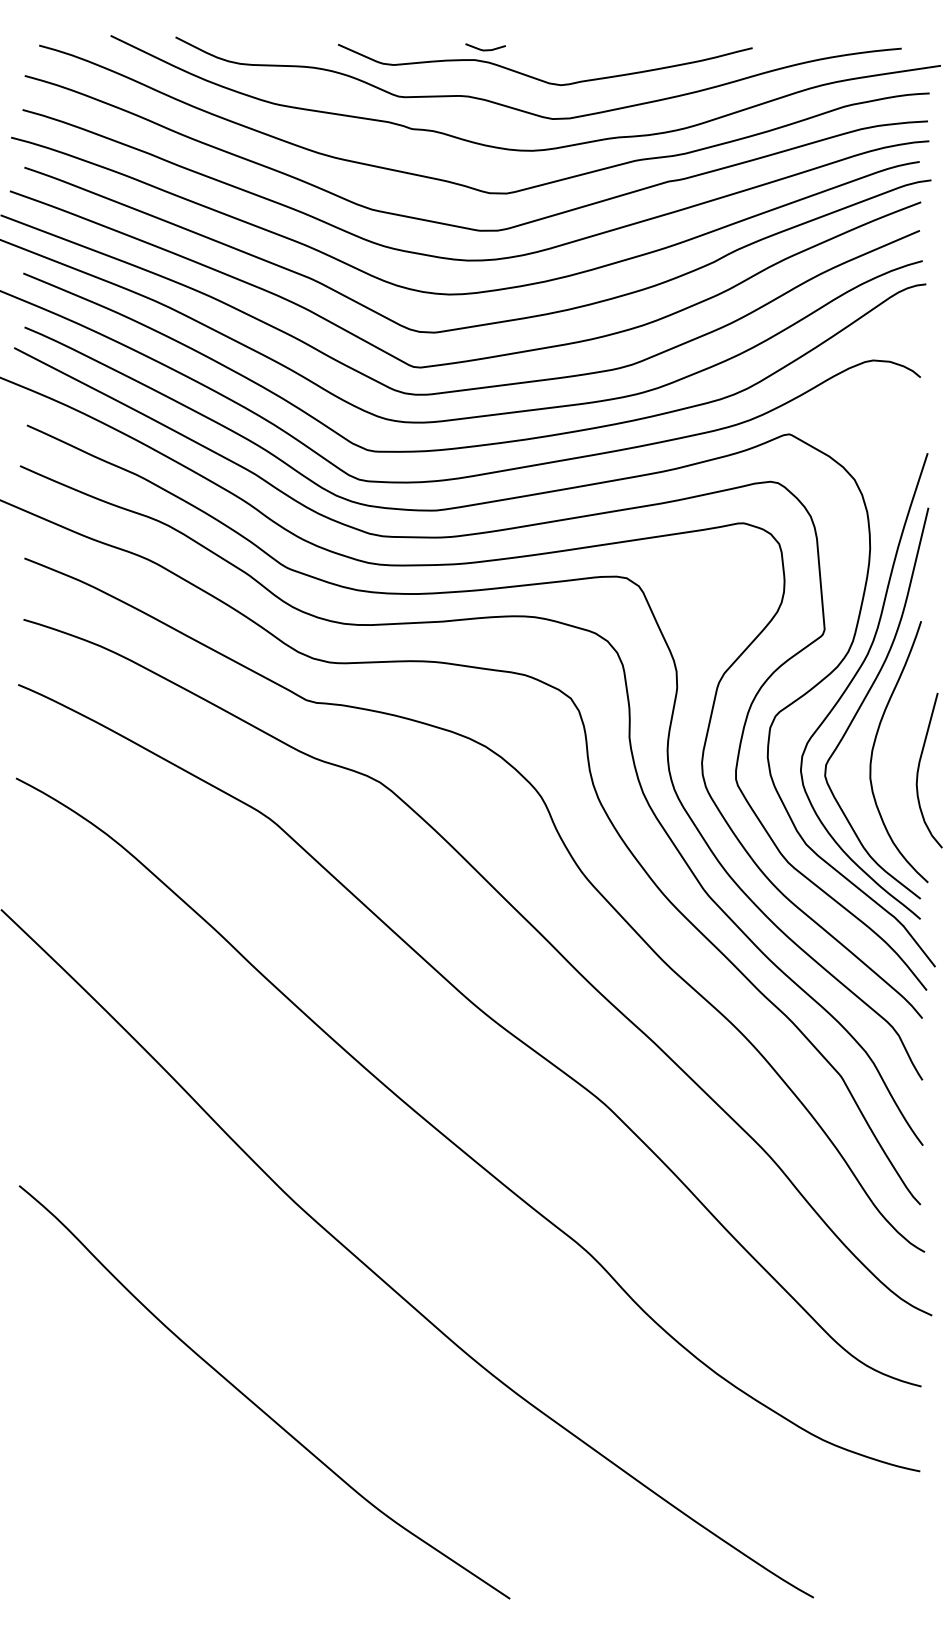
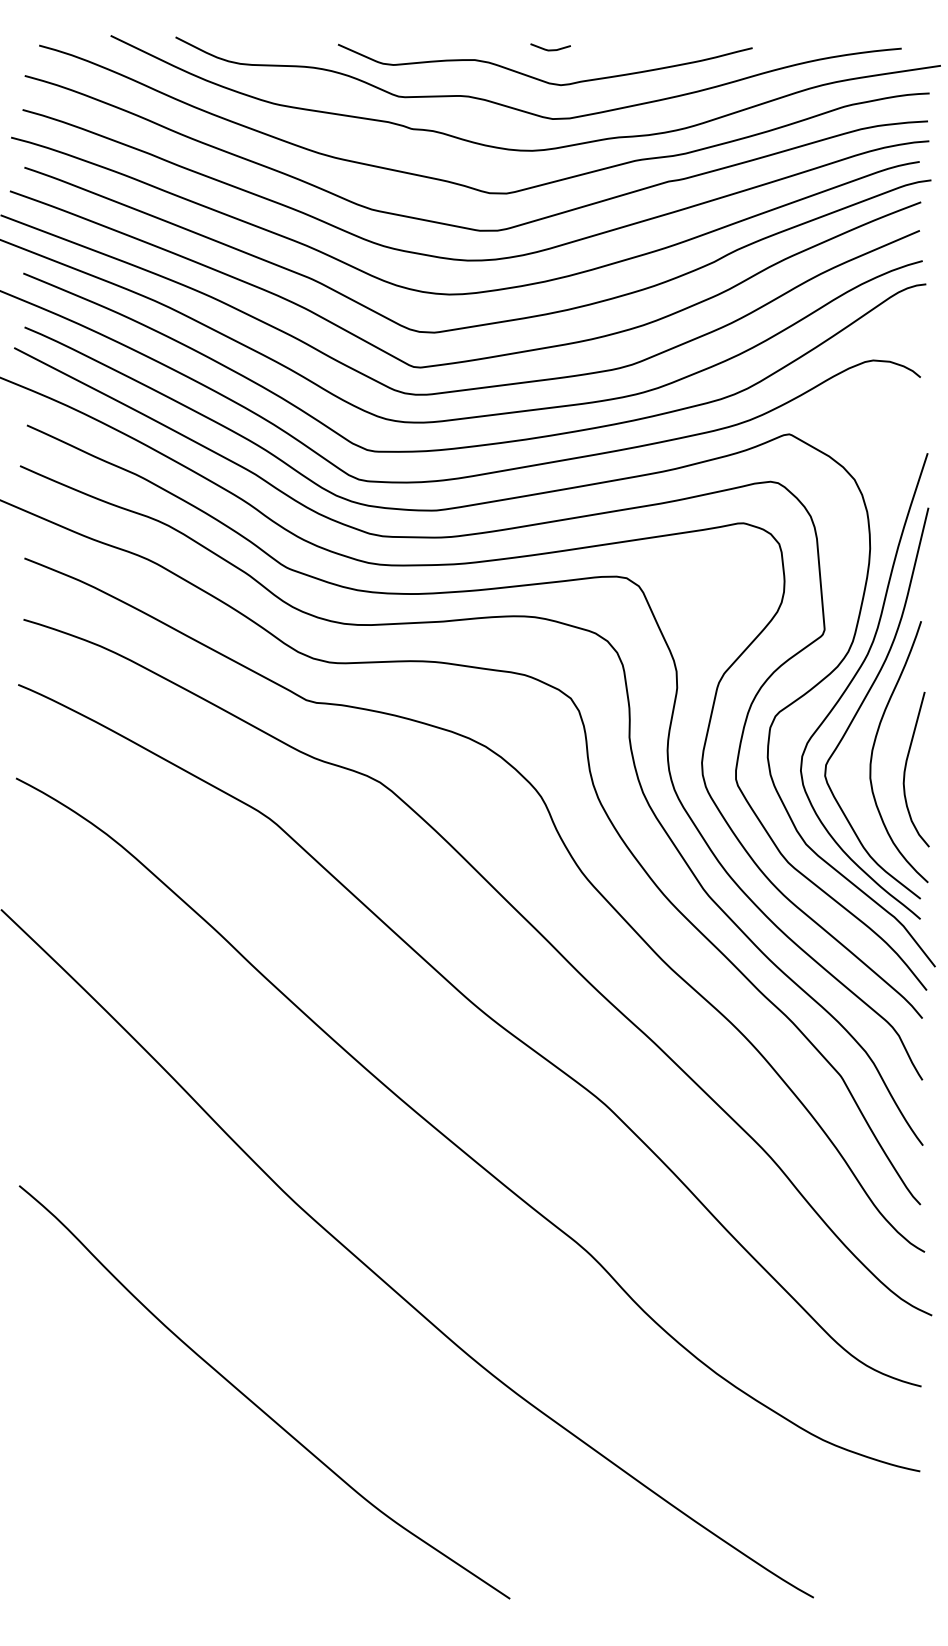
line position: (485, 49) -> (550, 49) (550, 49)
curve position: (919, 769) -> (906, 768) (906, 768)
